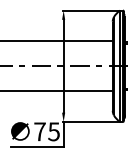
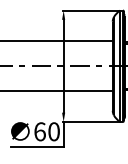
text: 75 -> 60 (46, 131)
